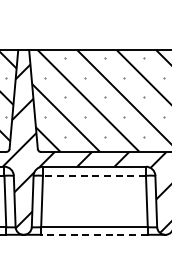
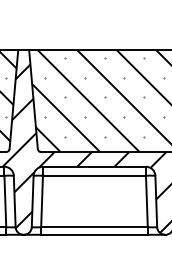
line: dashed -> solid (94, 175)
line: dashed -> solid (93, 234)
